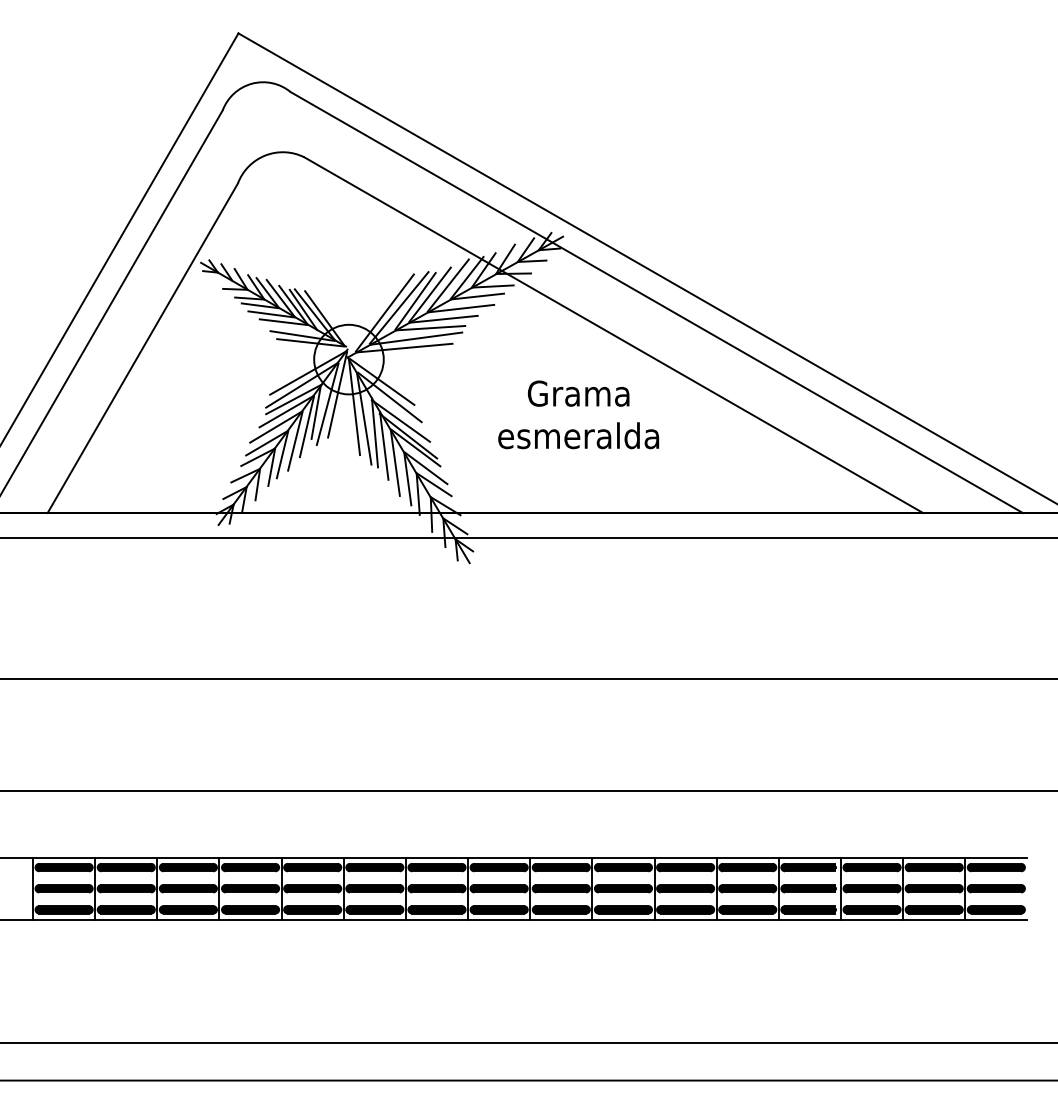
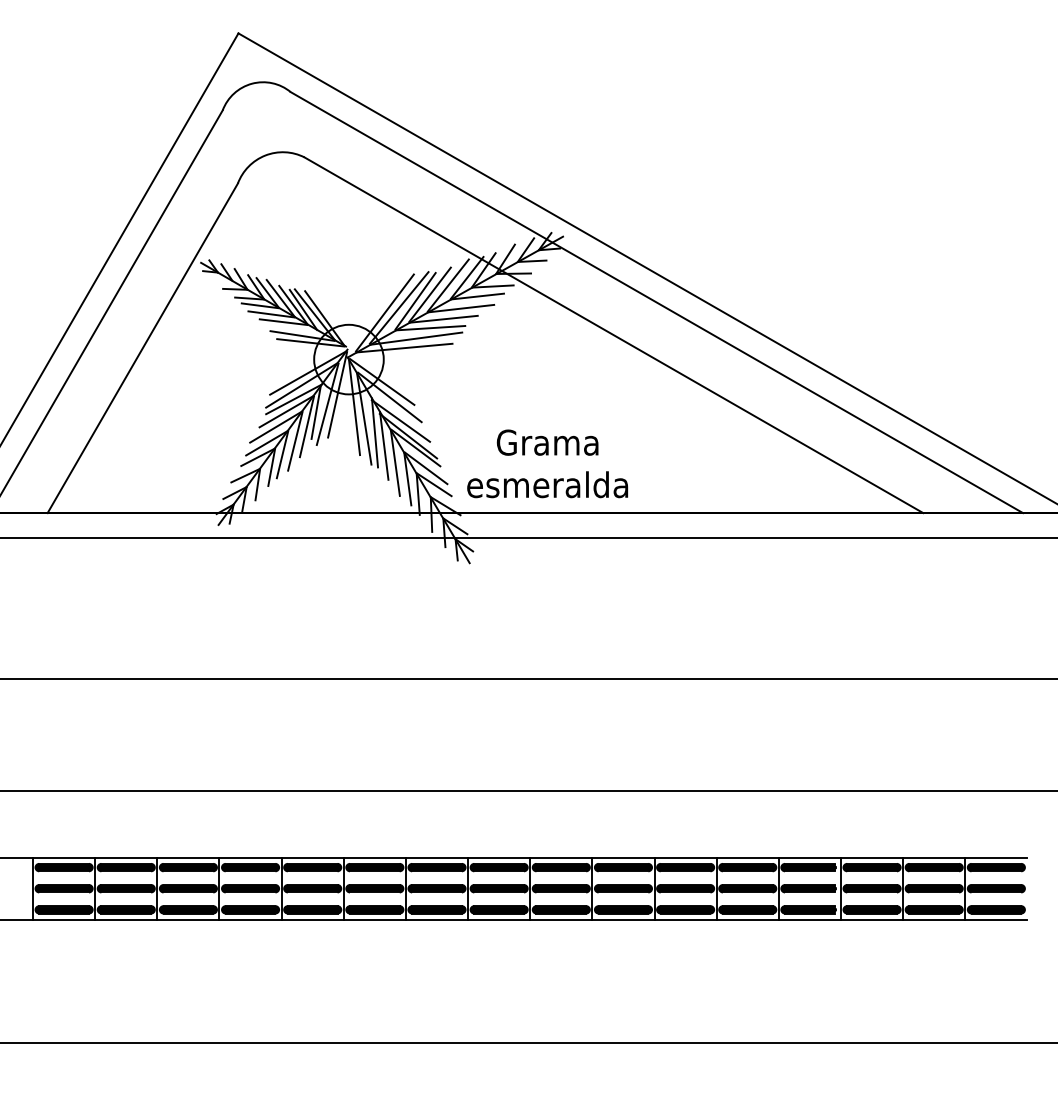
text position: (578, 414) -> (547, 463) (547, 463)
line: present -> none (528, 1080)
